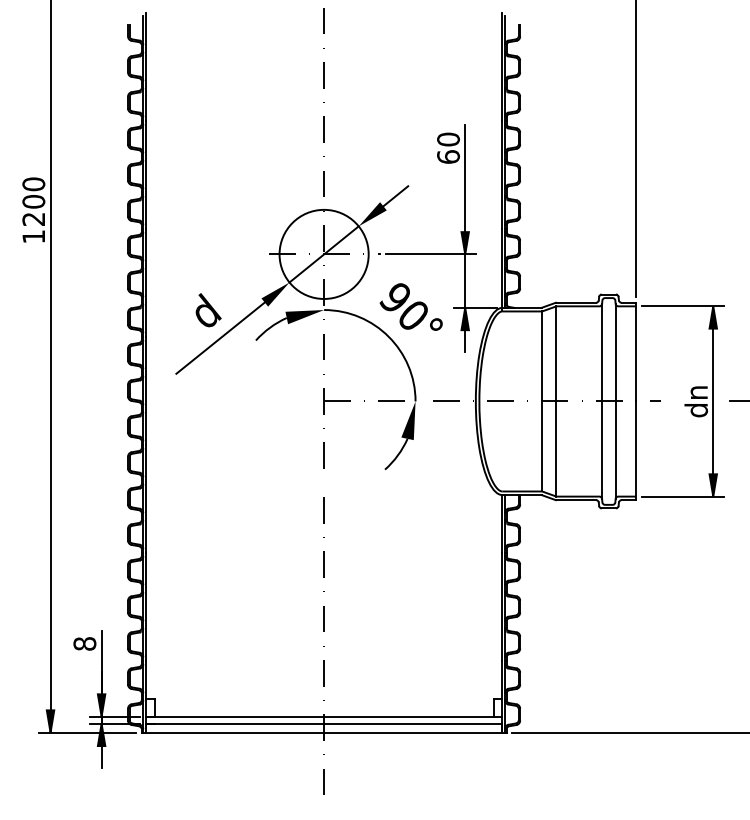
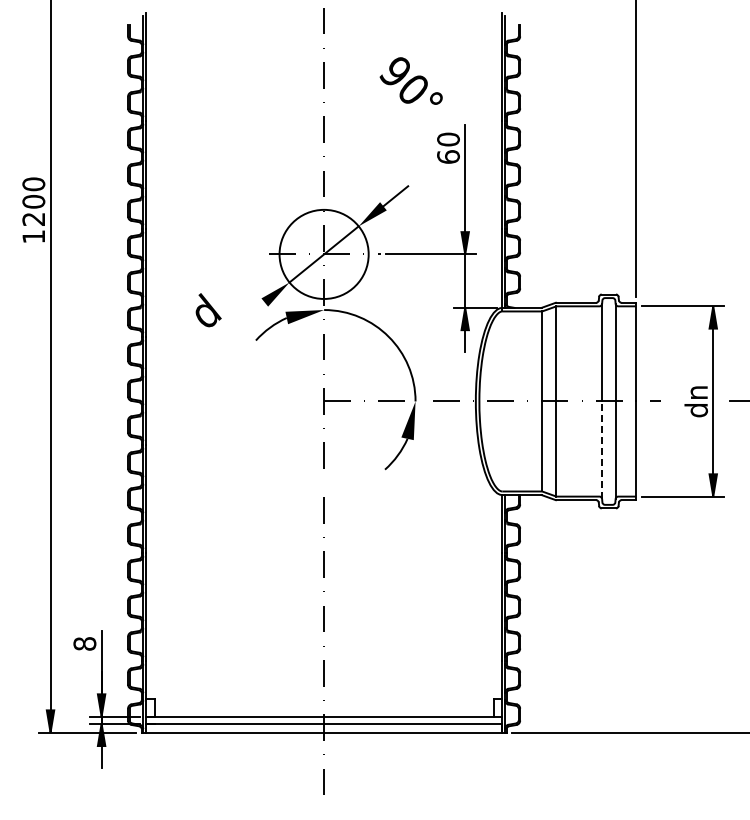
text position: (410, 306) -> (410, 80) (410, 80)
line: present -> none (220, 337)
line: solid -> dashed (602, 450)
